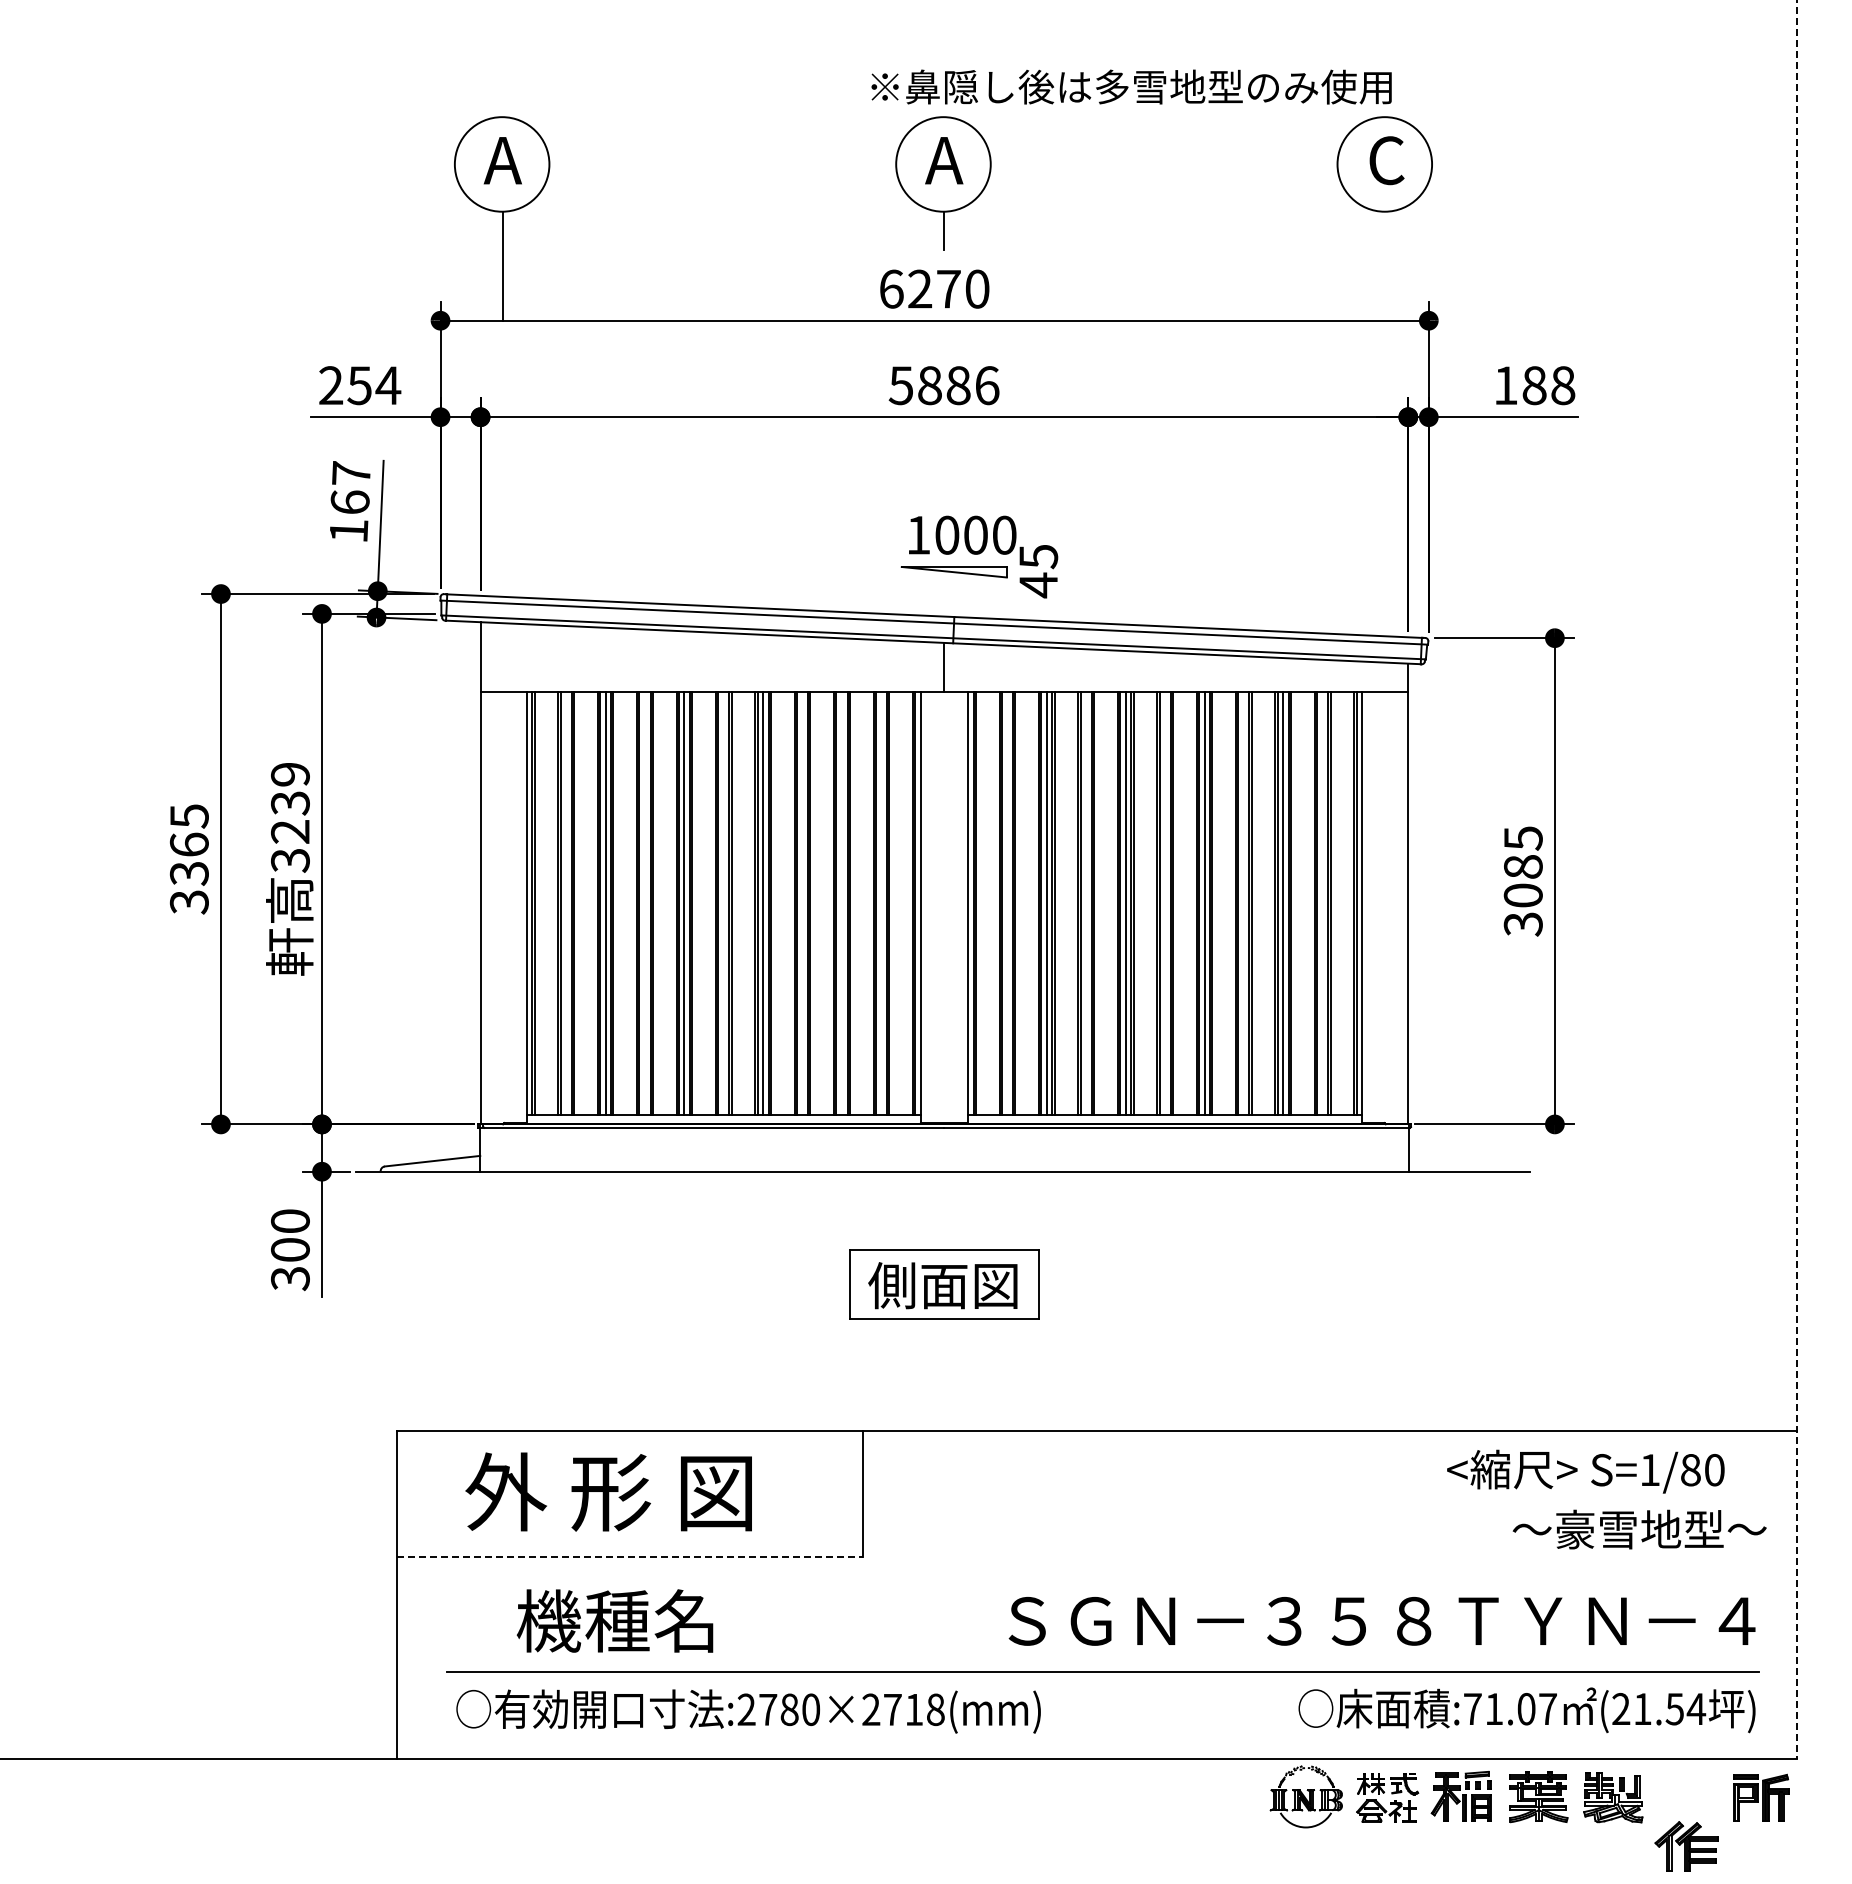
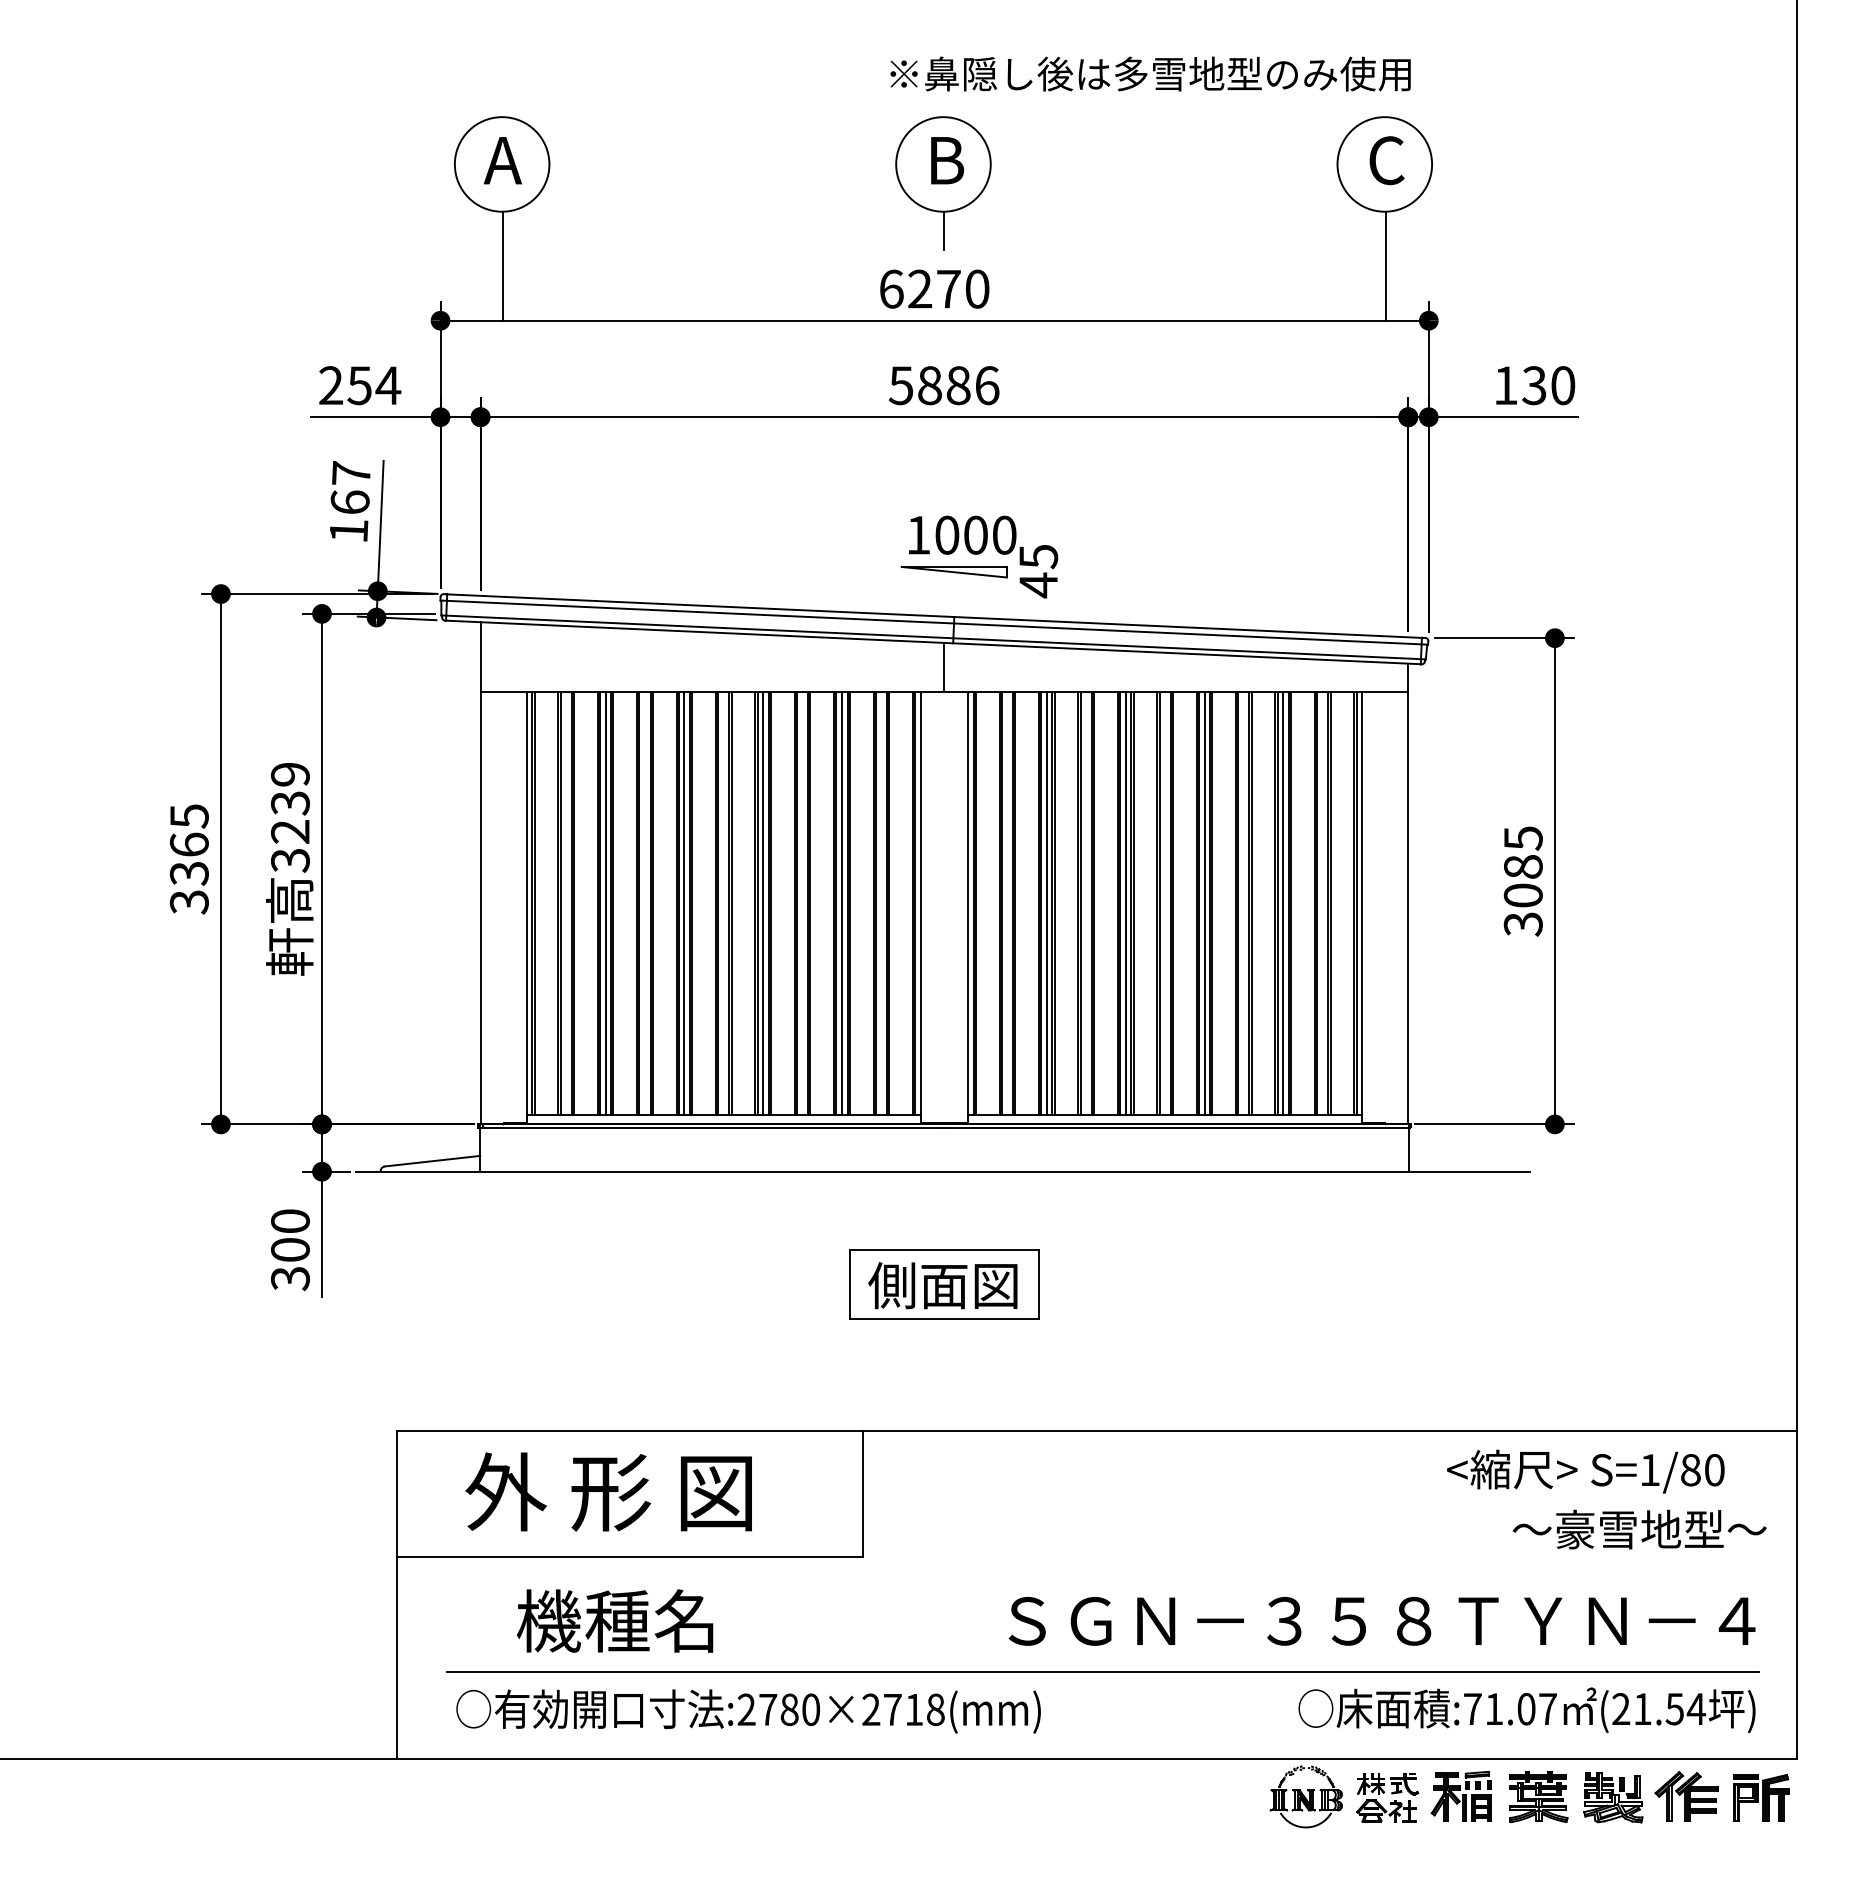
text position: (1131, 86) -> (1150, 73) (1150, 73)
text: A -> B (944, 160)
line: none -> present (1385, 265)
text: 188 -> 130 (1548, 385)
line: dashed -> solid (1796, 879)
line: none -> present (842, 902)
line: dashed -> solid (630, 1556)
part position: (1686, 1846) -> (1686, 1796) (1686, 1796)
